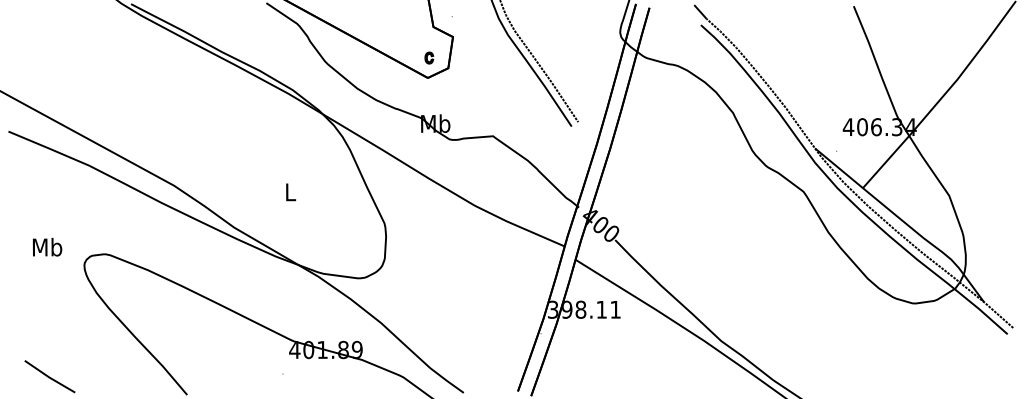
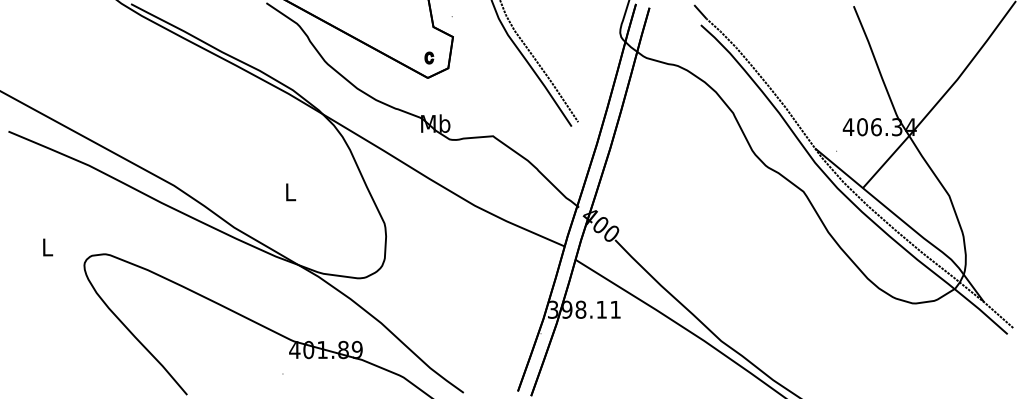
text: Mb -> L (47, 246)
line: present -> none (49, 376)
